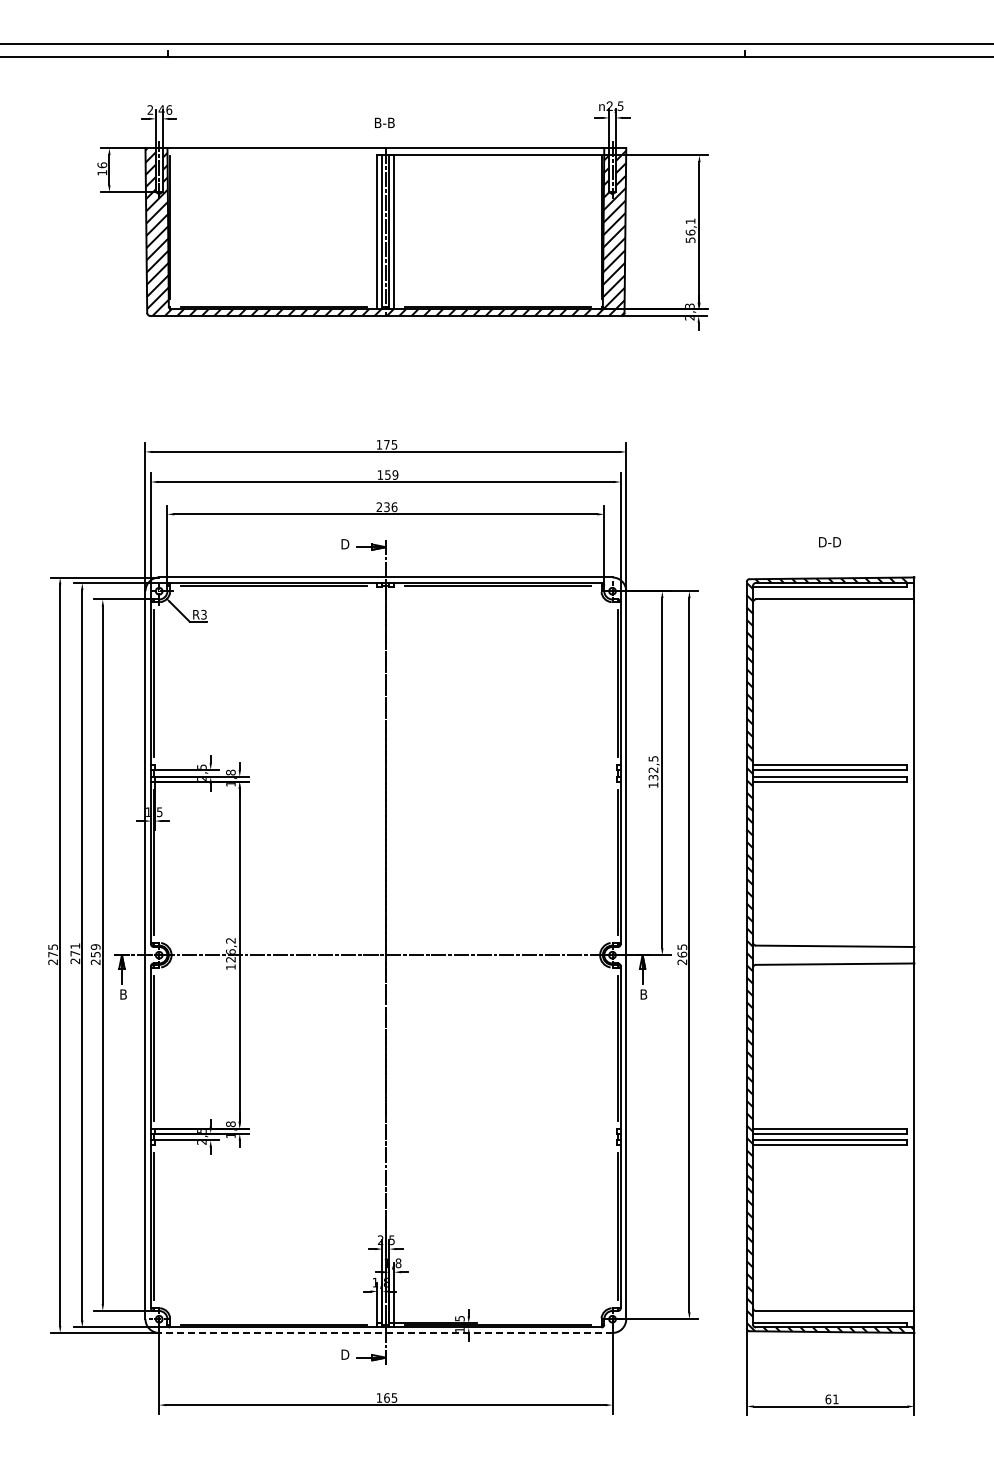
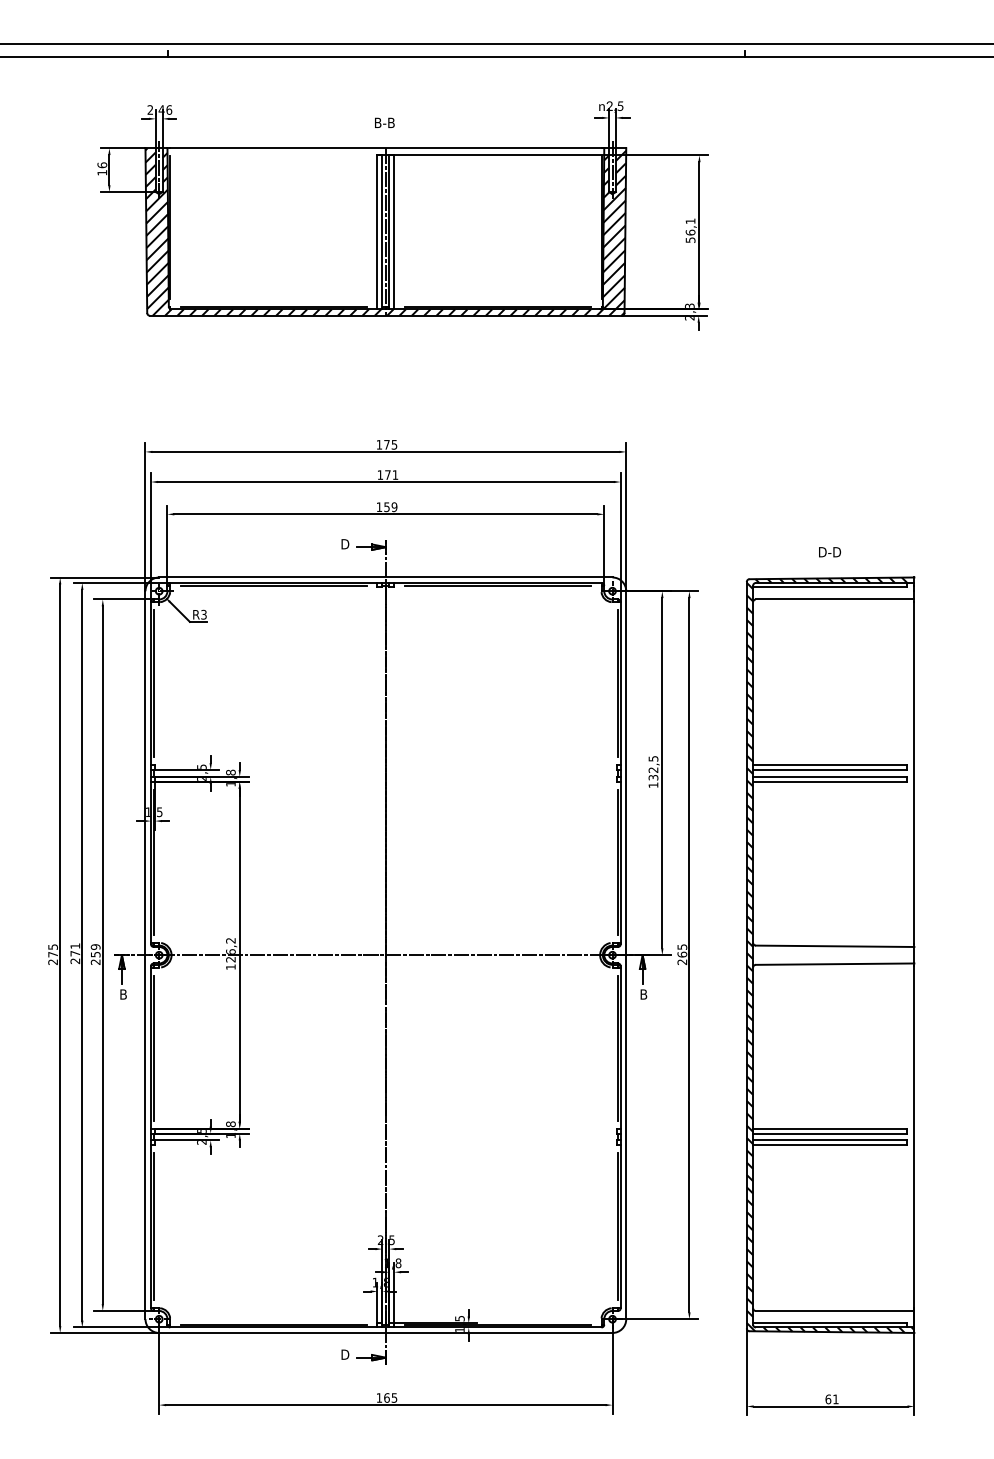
text: 159 -> 171 (391, 474)
text: 236 -> 159 (386, 507)
text position: (829, 542) -> (829, 552) (829, 552)
line: dashed -> solid (385, 1332)
